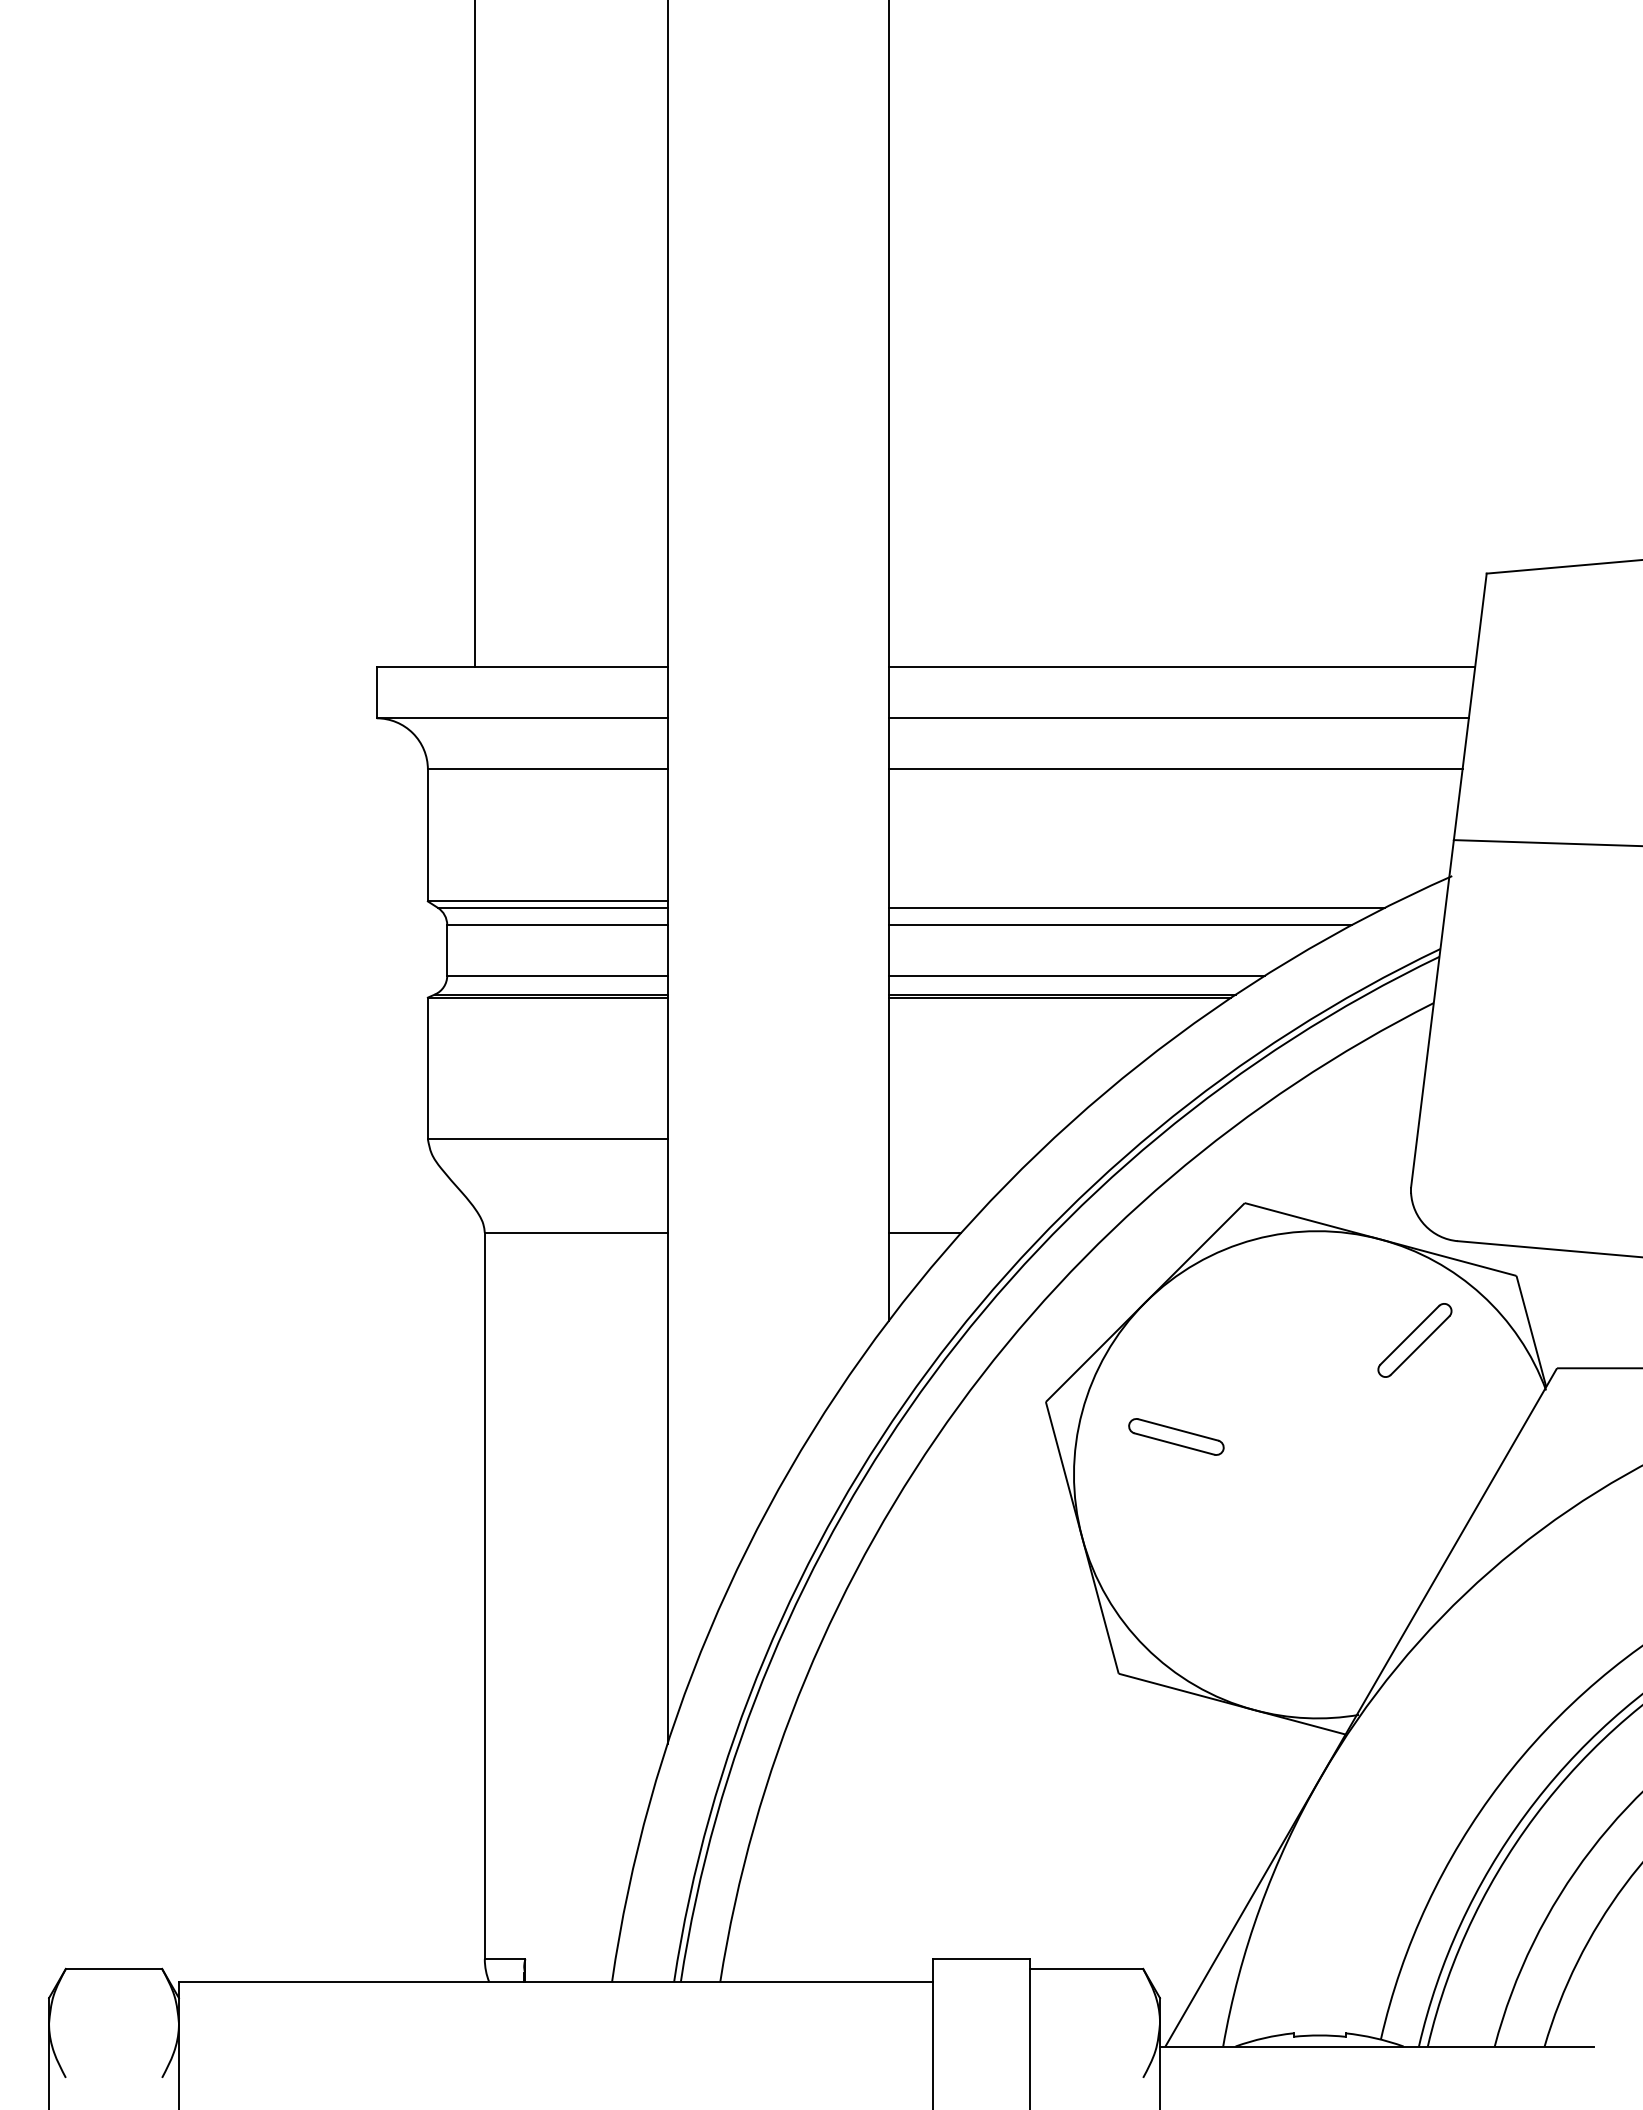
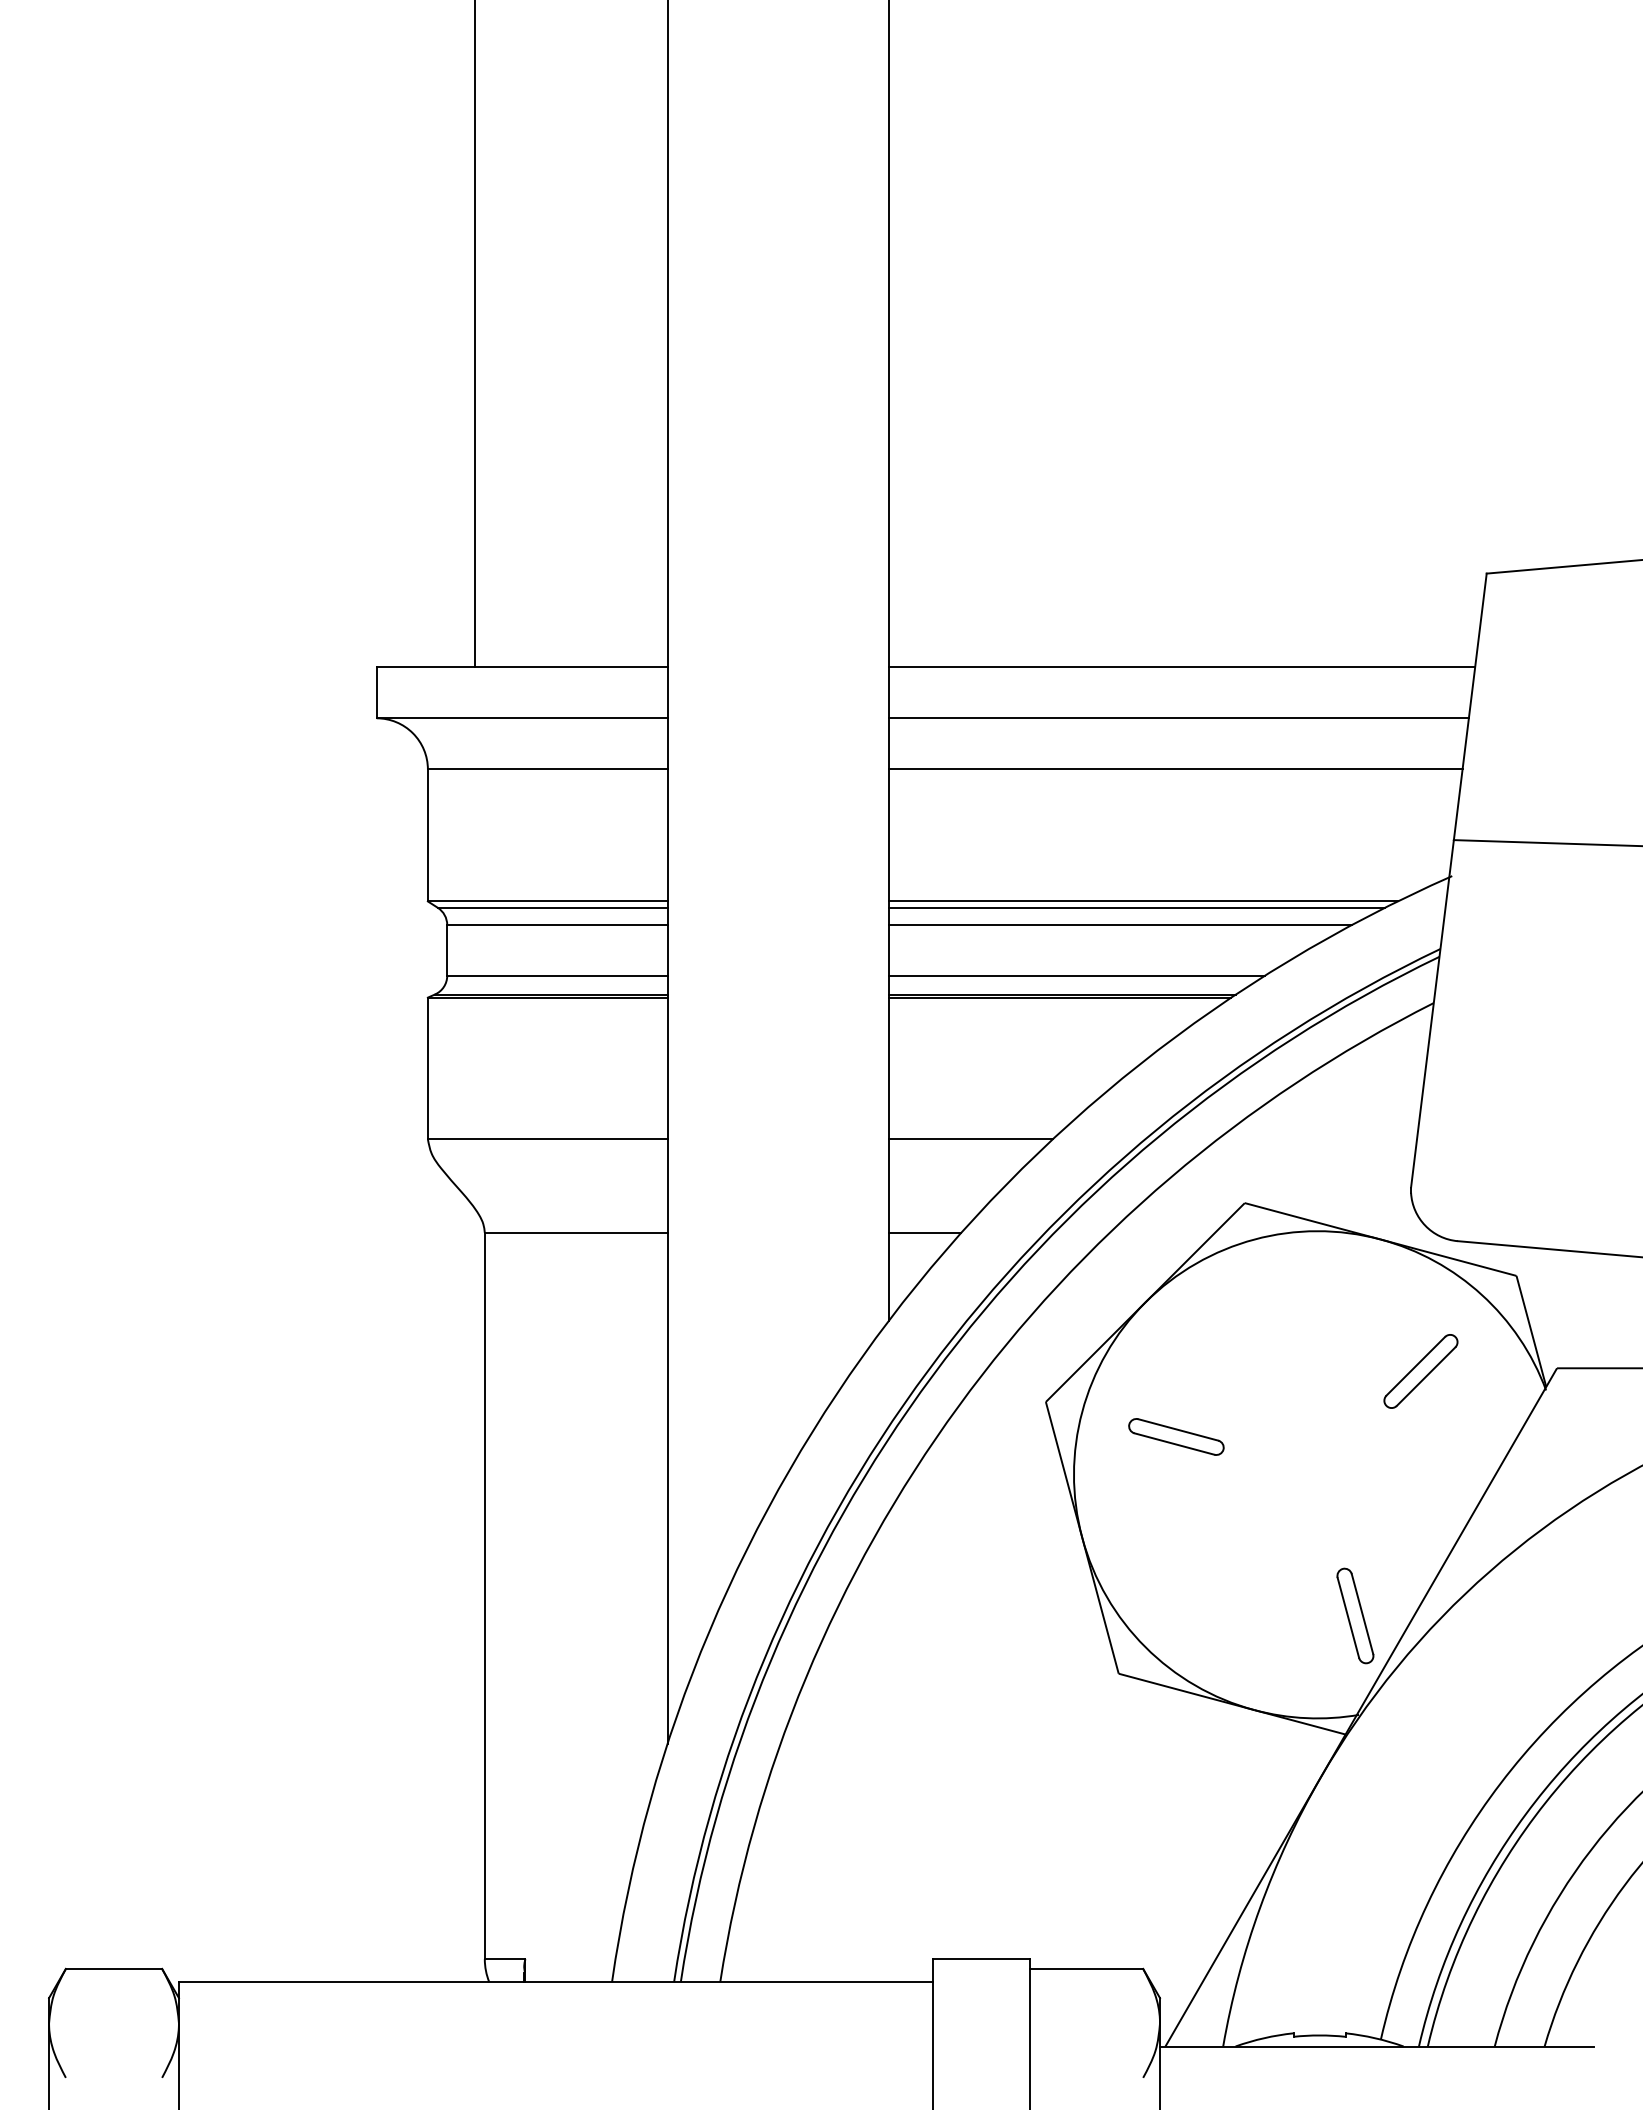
line: none -> present (1142, 901)
line: none -> present (970, 1139)
part position: (1414, 1340) -> (1420, 1371) (1420, 1371)
part: none -> present (1355, 1615)
